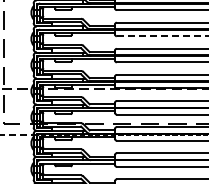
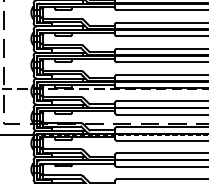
line: dashed -> solid (162, 36)
line: dashed -> solid (17, 134)
